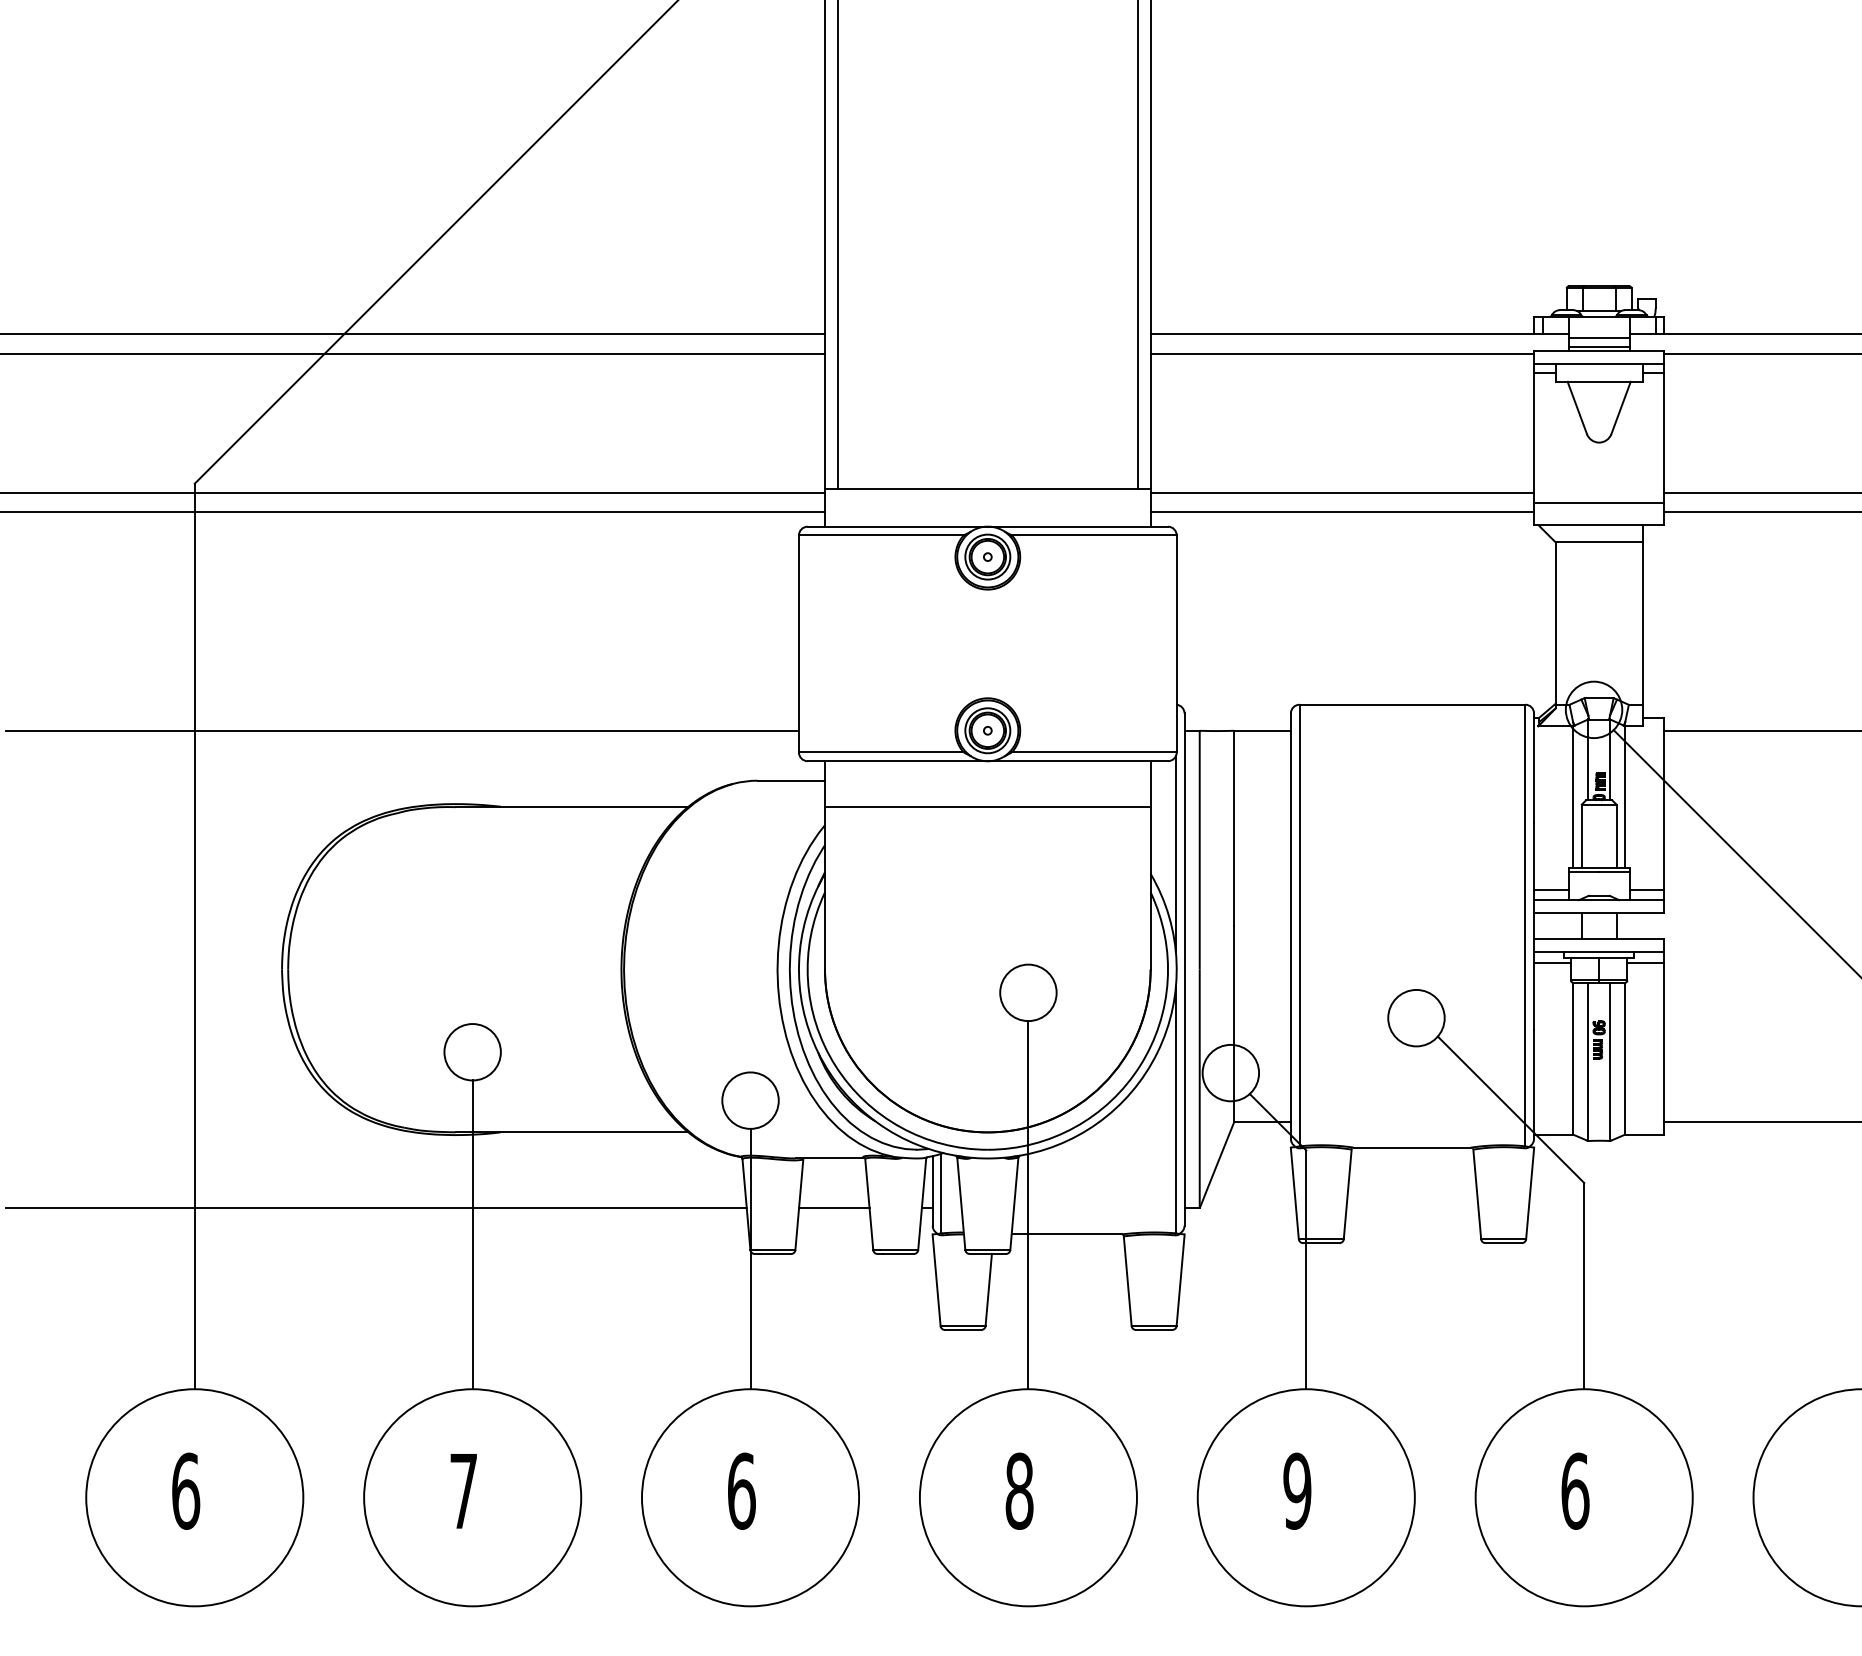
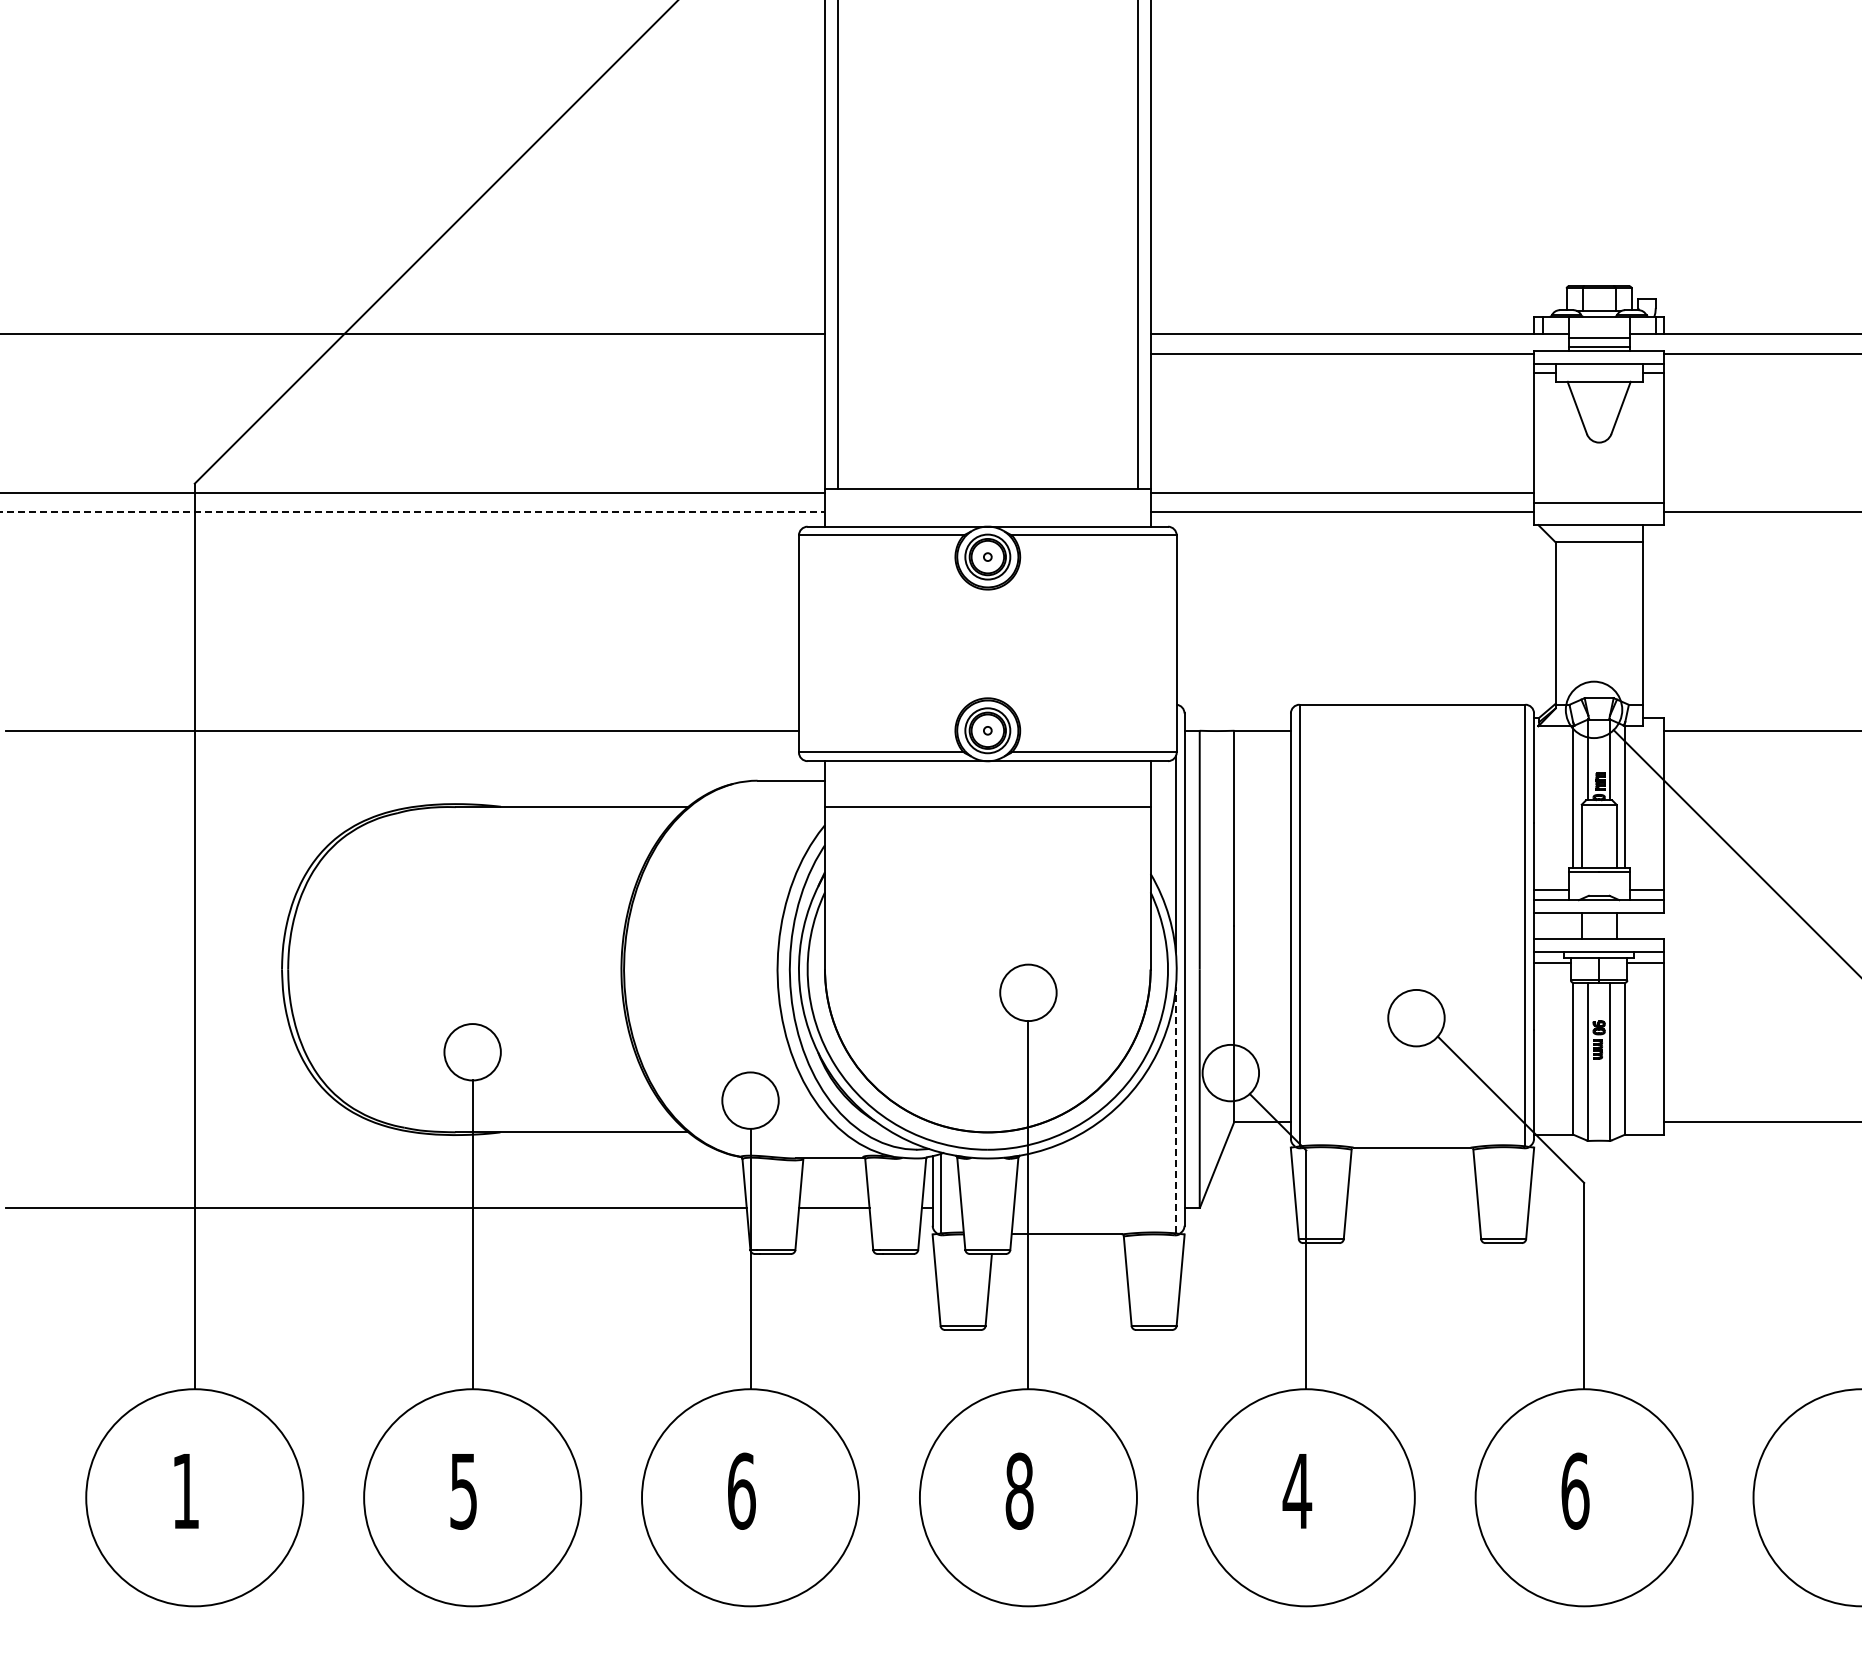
line: present -> none (413, 353)
line: present -> none (1761, 492)
line: solid -> dashed (413, 512)
line: solid -> dashed (1175, 1110)
text: 6 -> 1 (186, 1490)
text: 9 -> 4 (1297, 1490)
text: 7 -> 5 (463, 1491)
